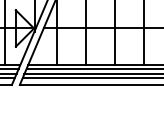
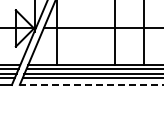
line: present -> none (5, 33)
line: present -> none (86, 33)
line: solid -> dashed (91, 84)
